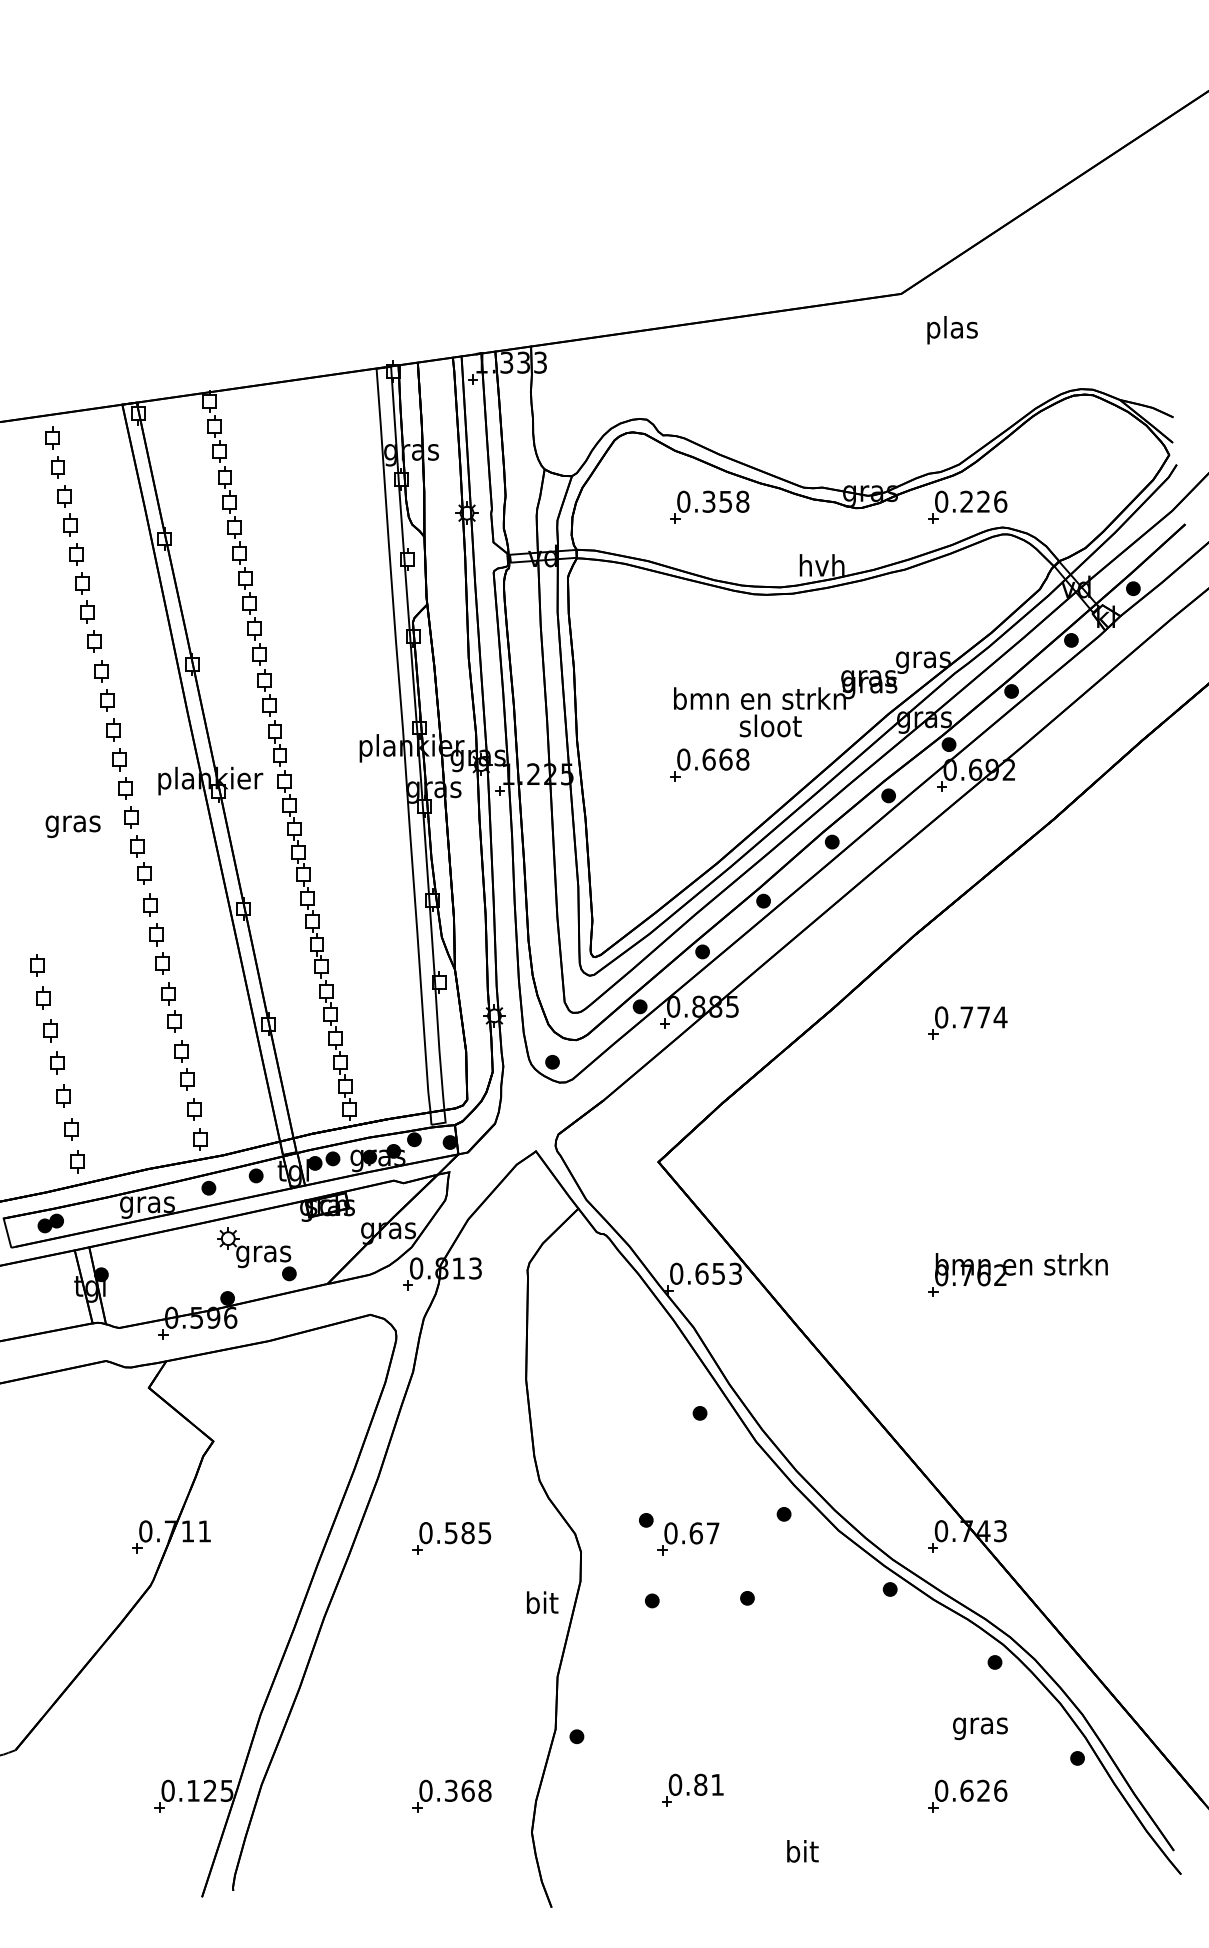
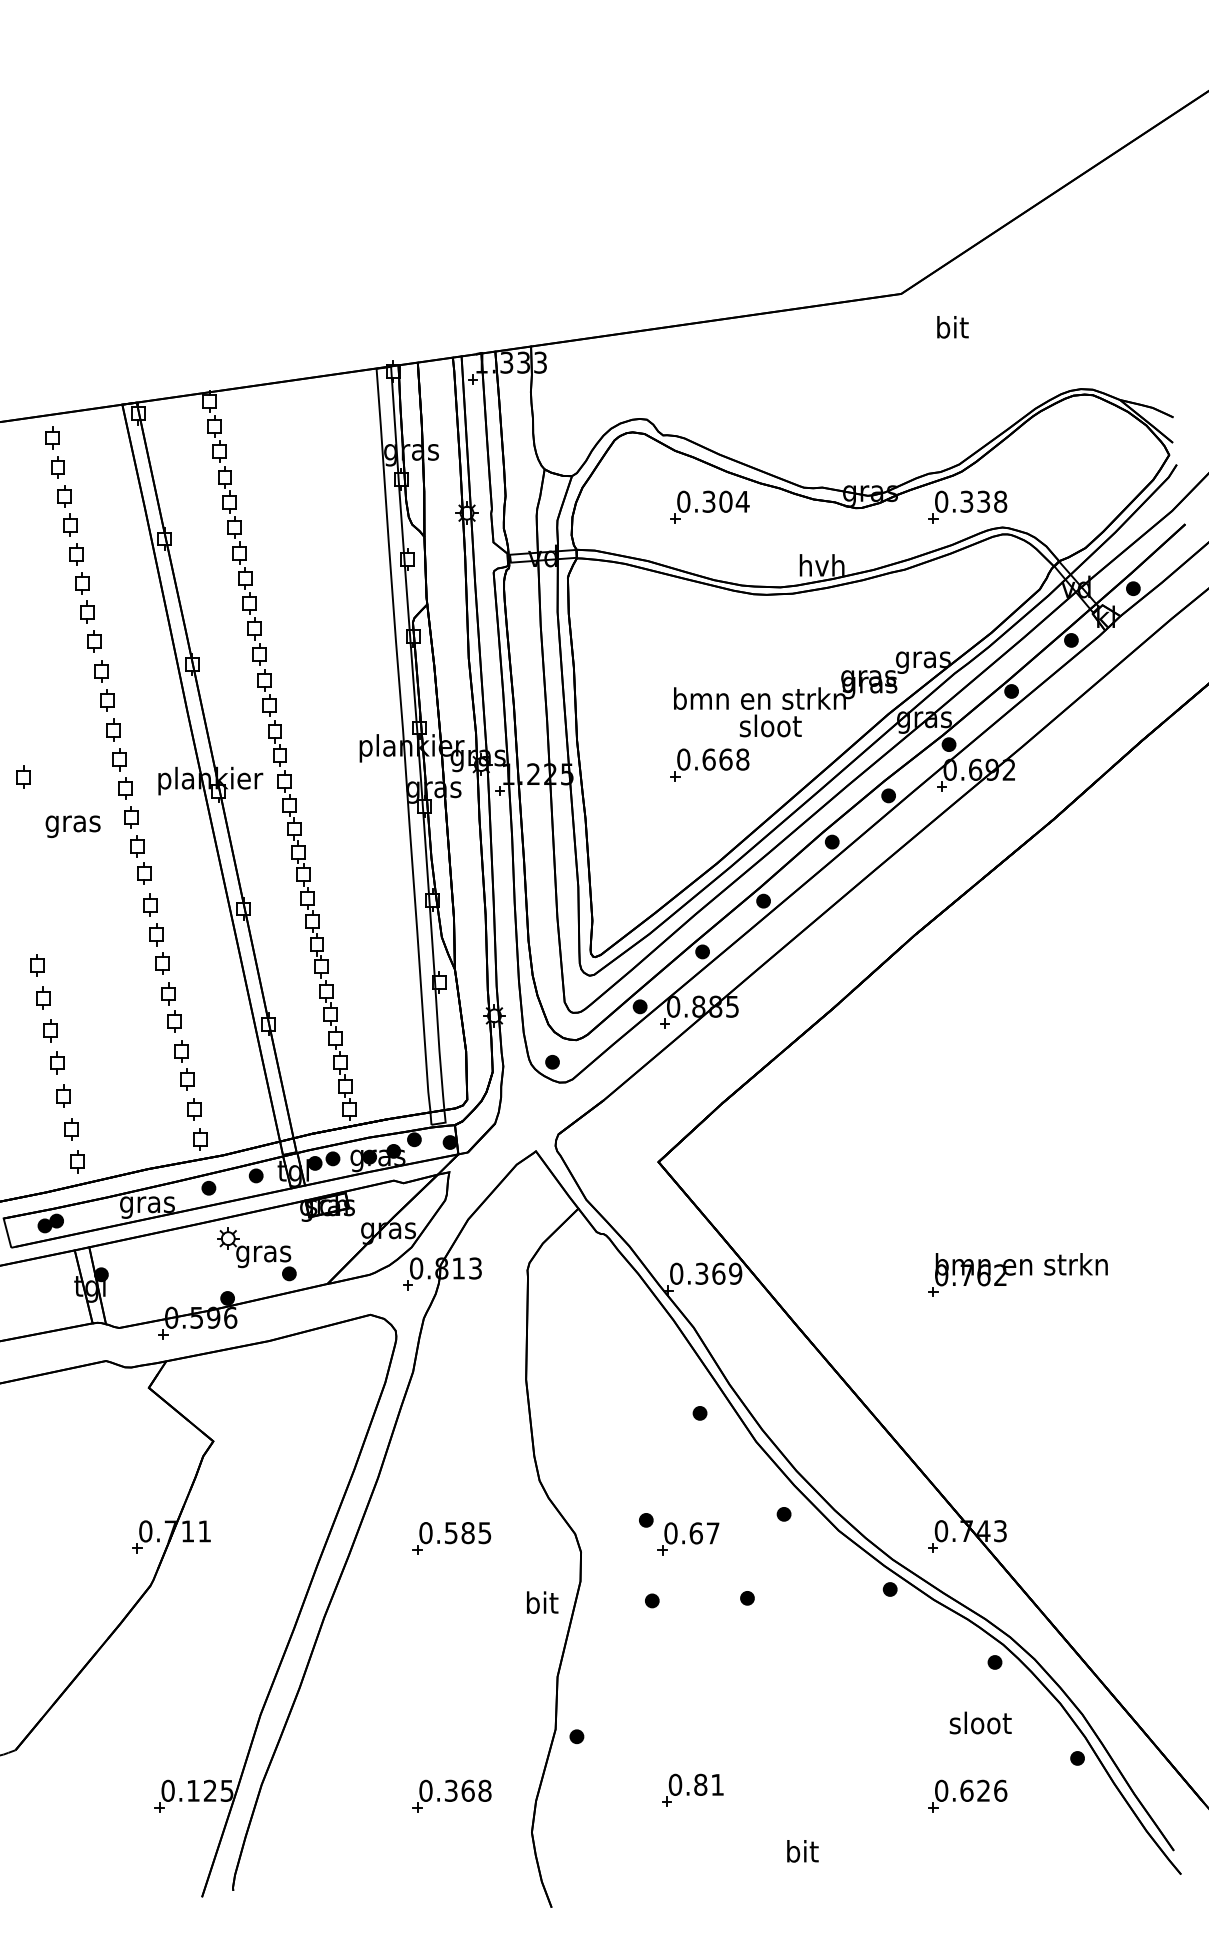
text: plas -> bit (952, 330)
text: 0.358 -> 0.304 (734, 501)
text: 0.226 -> 0.338 (983, 501)
part: none -> present (23, 776)
part: present -> none (967, 1022)
text: 0.653 -> 0.369 (718, 1273)
text: gras -> sloot (980, 1725)
